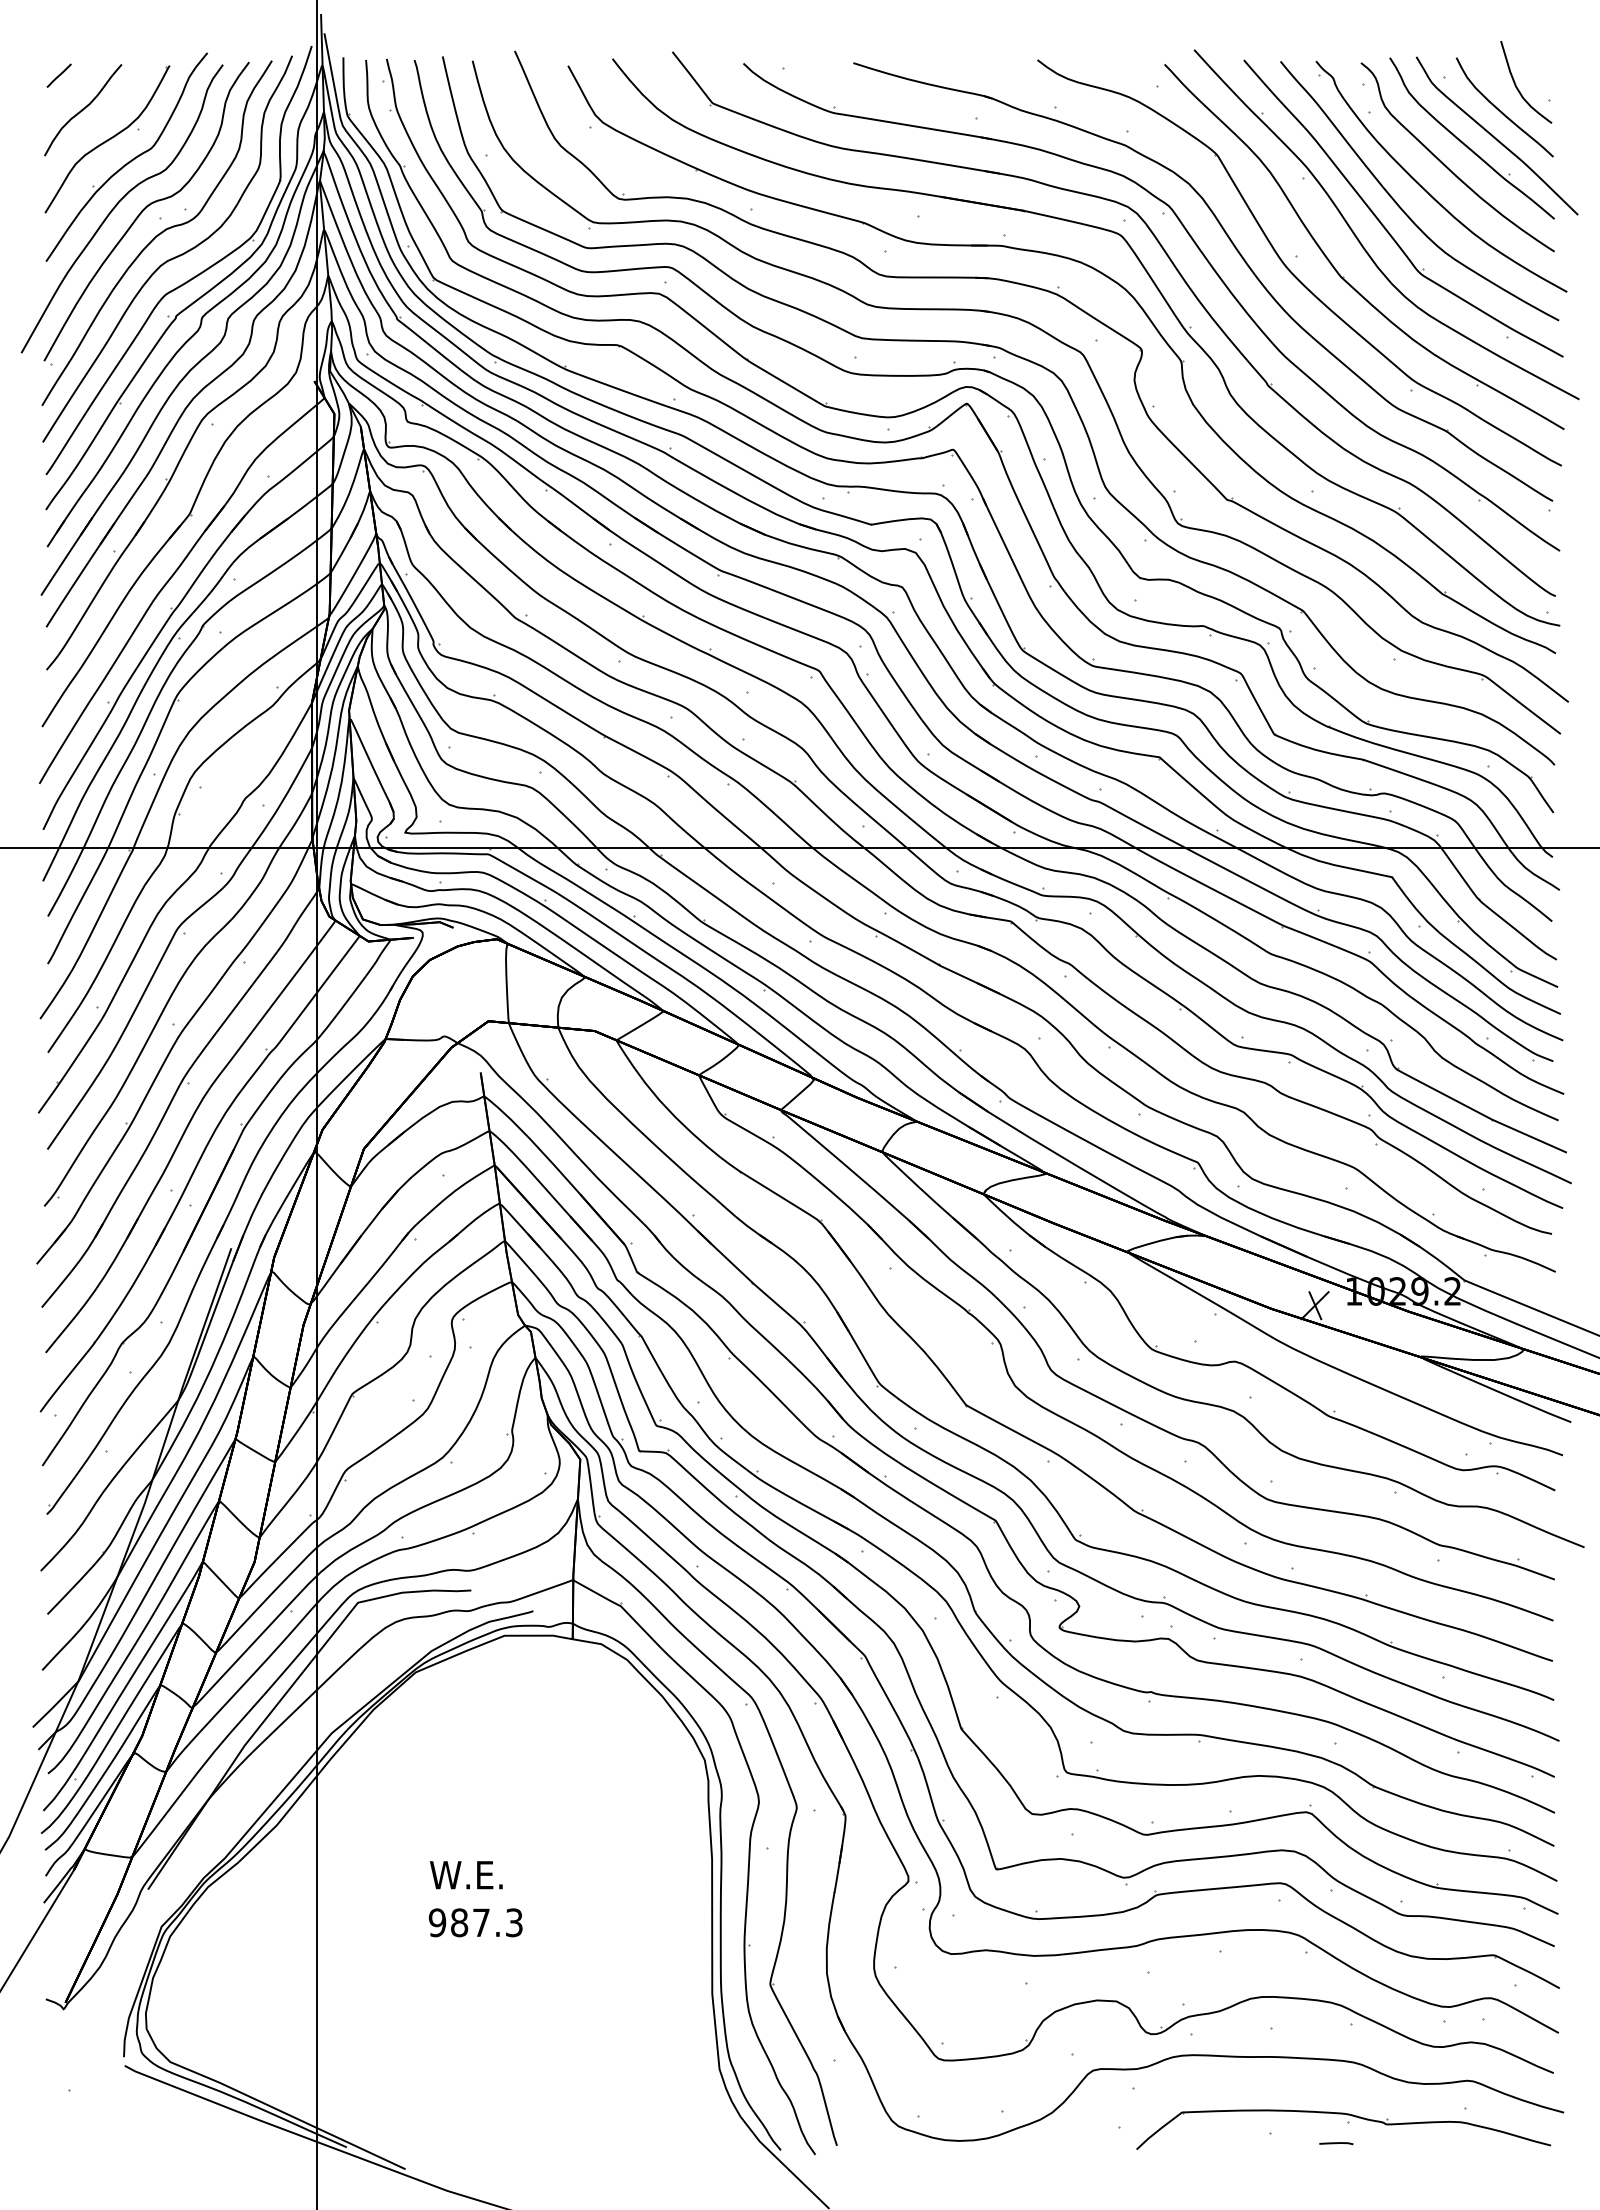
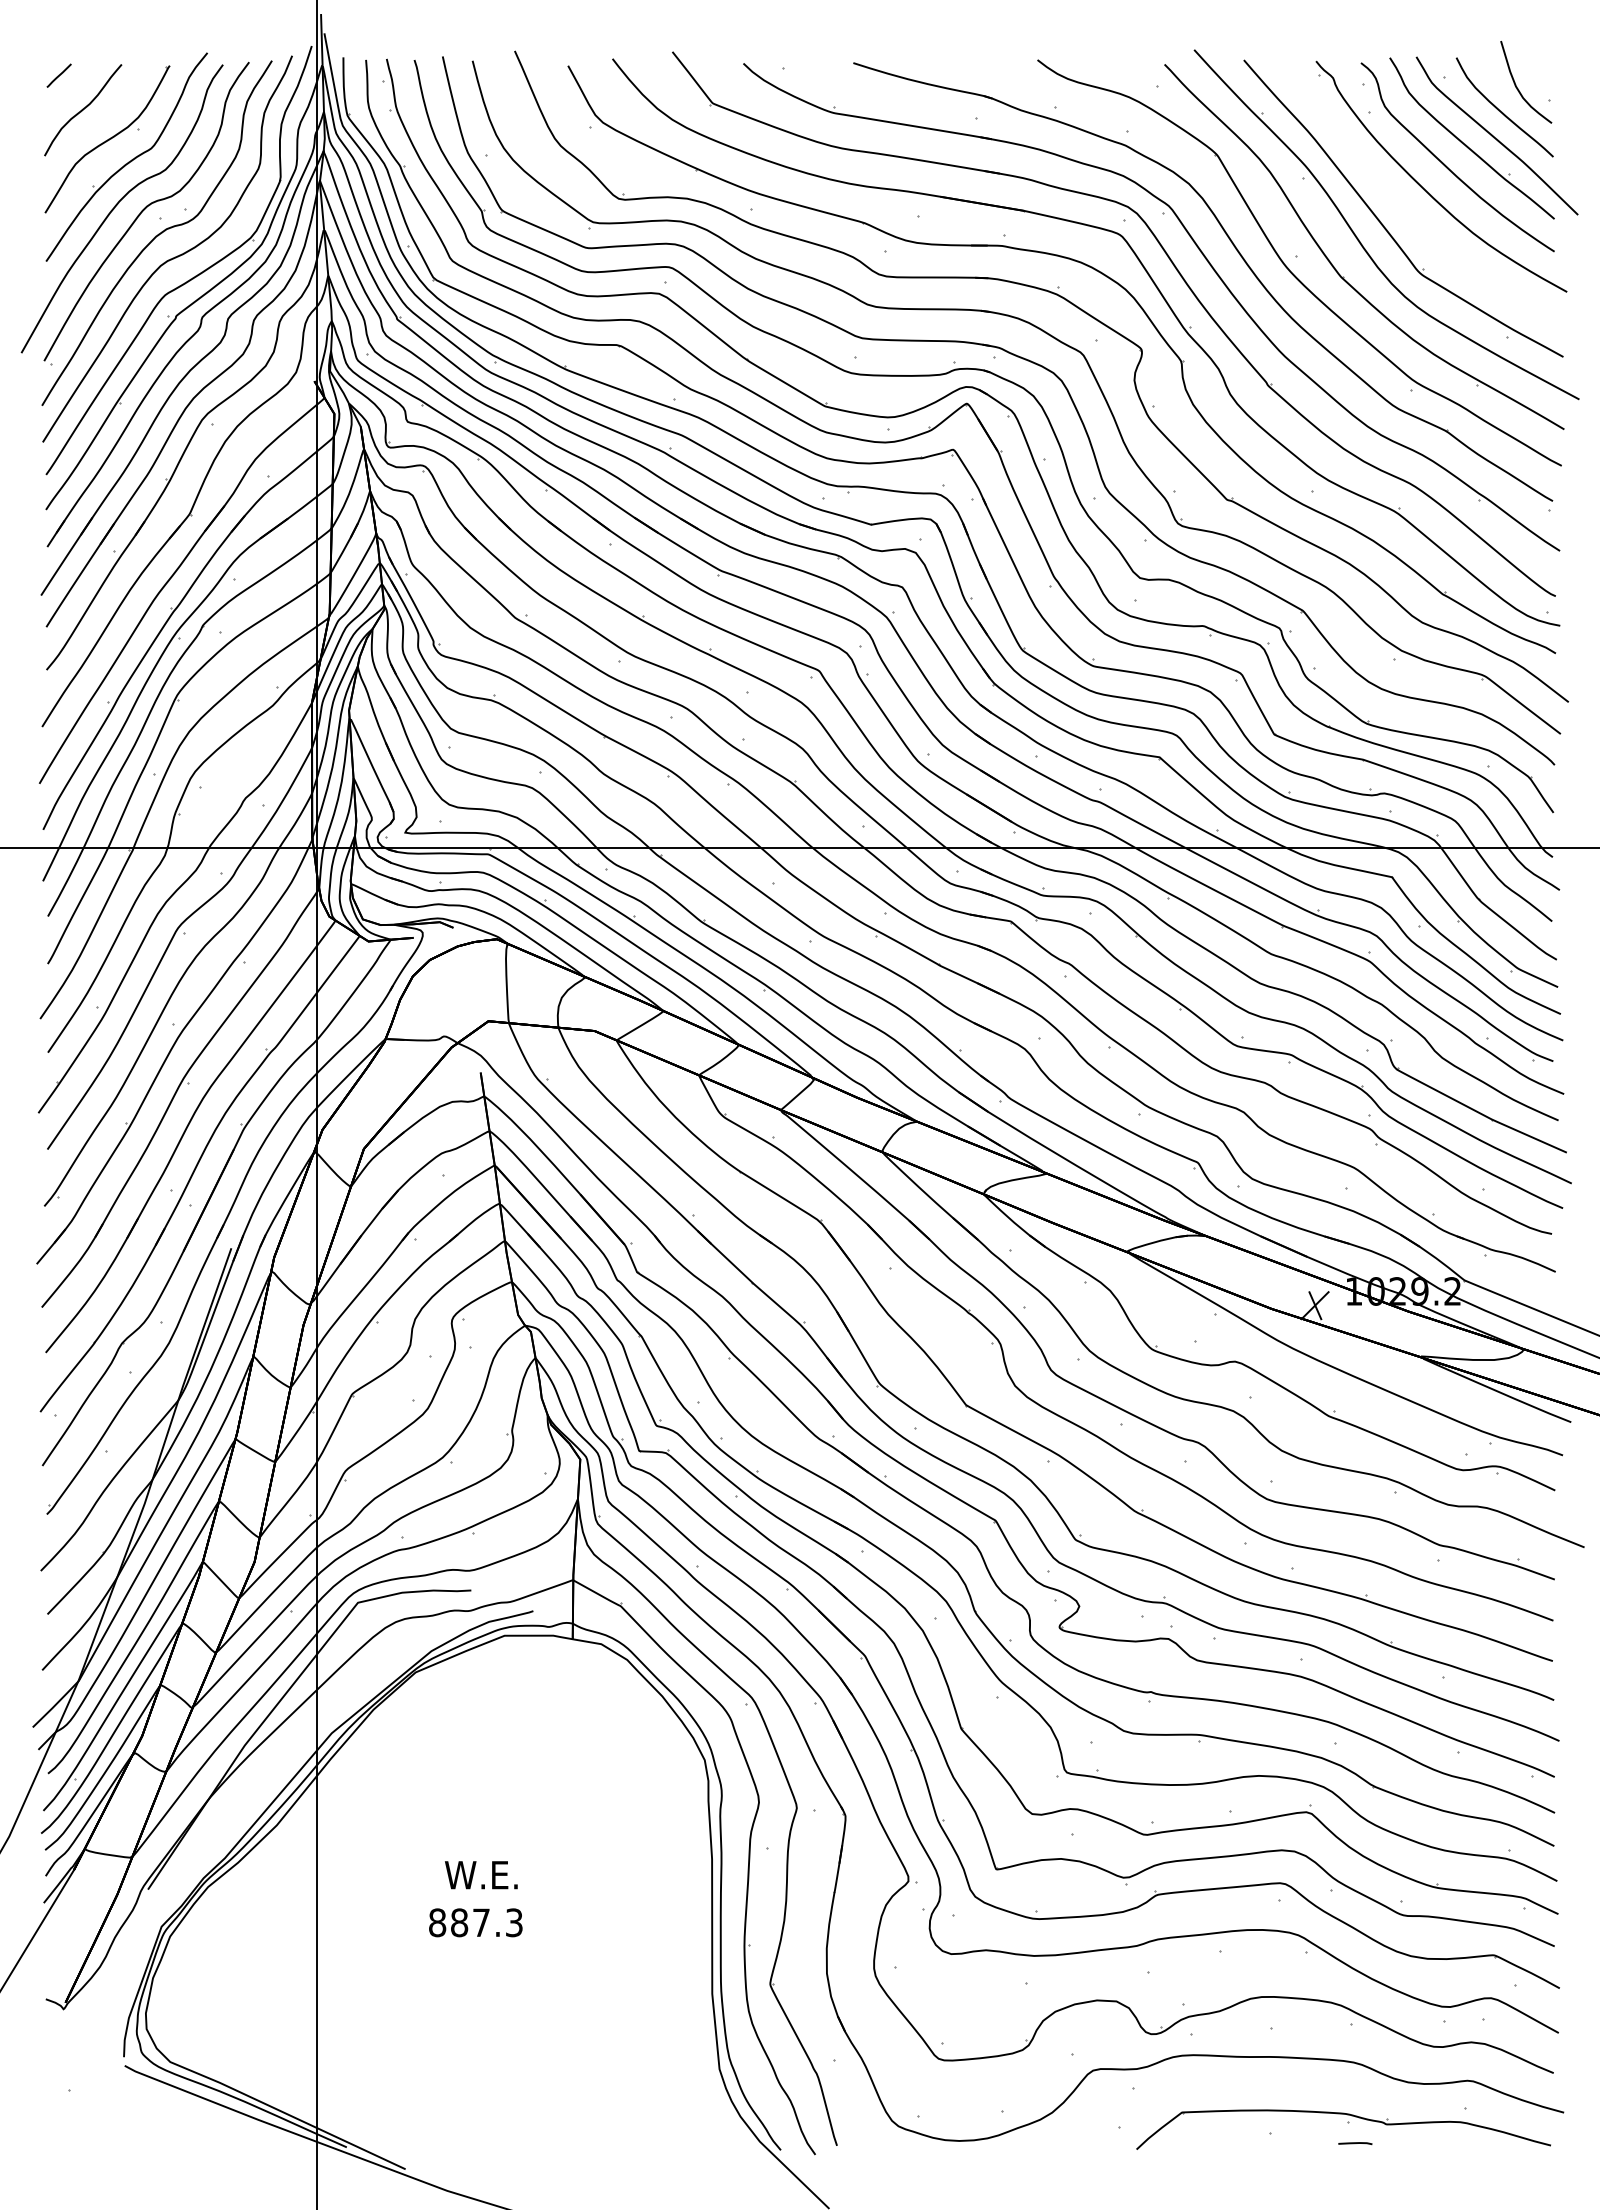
curve: present -> none (1402, 208)
text position: (466, 1875) -> (481, 1875) (481, 1875)
text: 987.3 -> 887.3 (437, 1922)
line position: (1336, 2143) -> (1355, 2143) (1355, 2143)
